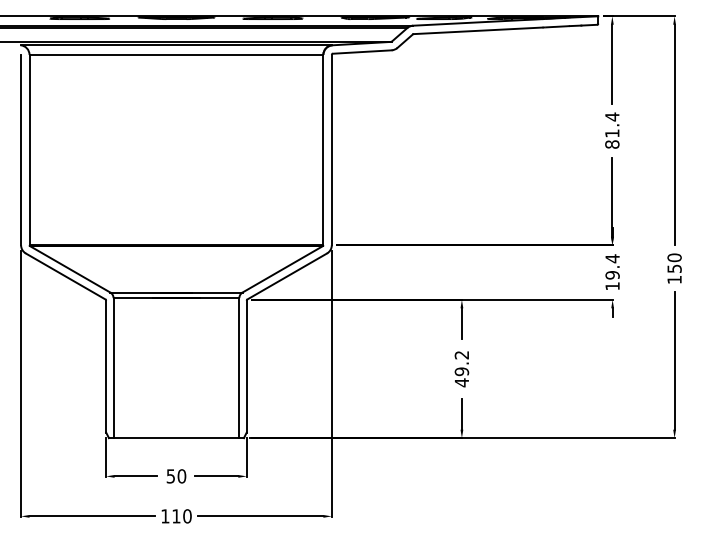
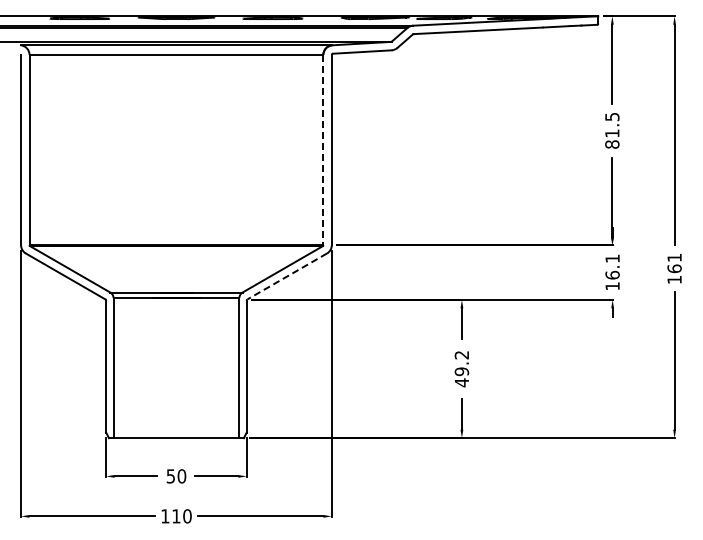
text: 81.4 -> 81.5 (612, 116)
line: solid -> dashed (323, 150)
text: 150 -> 161 (674, 263)
text: 19.4 -> 16.1 (612, 266)
line: solid -> dashed (287, 276)
